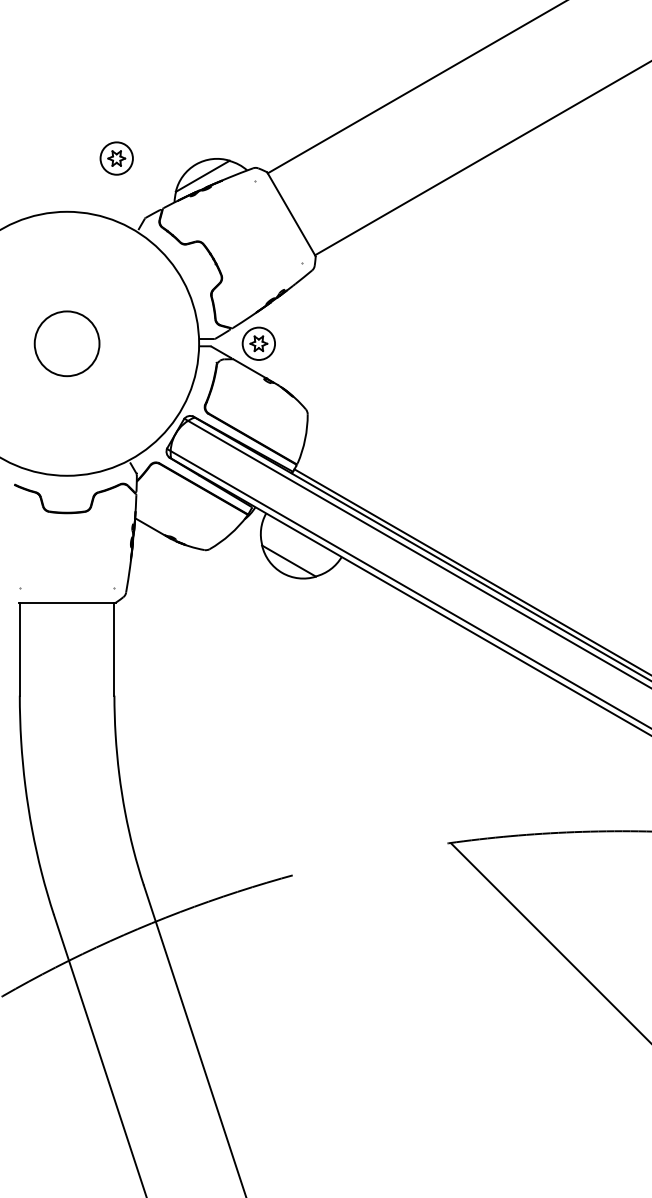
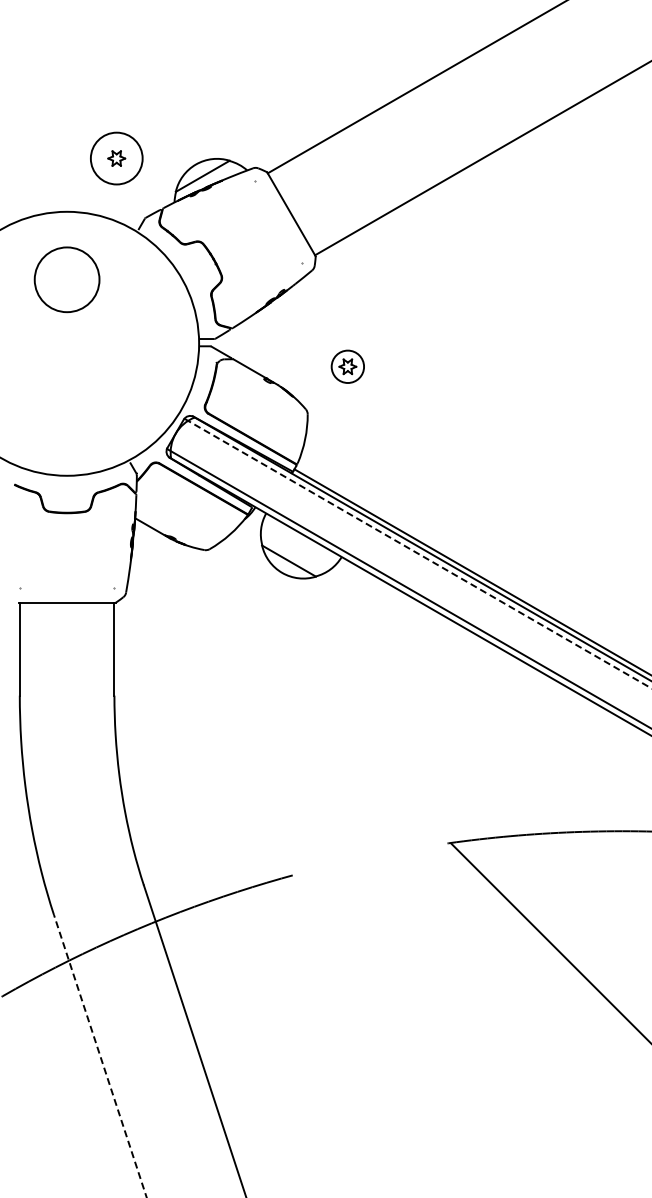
circle diameter: 32 px -> 52 px (116, 158)
circle position: (66, 343) -> (66, 279) (66, 279)
part position: (258, 343) -> (347, 366) (347, 366)
line: solid -> dashed (418, 553)
line: solid -> dashed (100, 1055)
